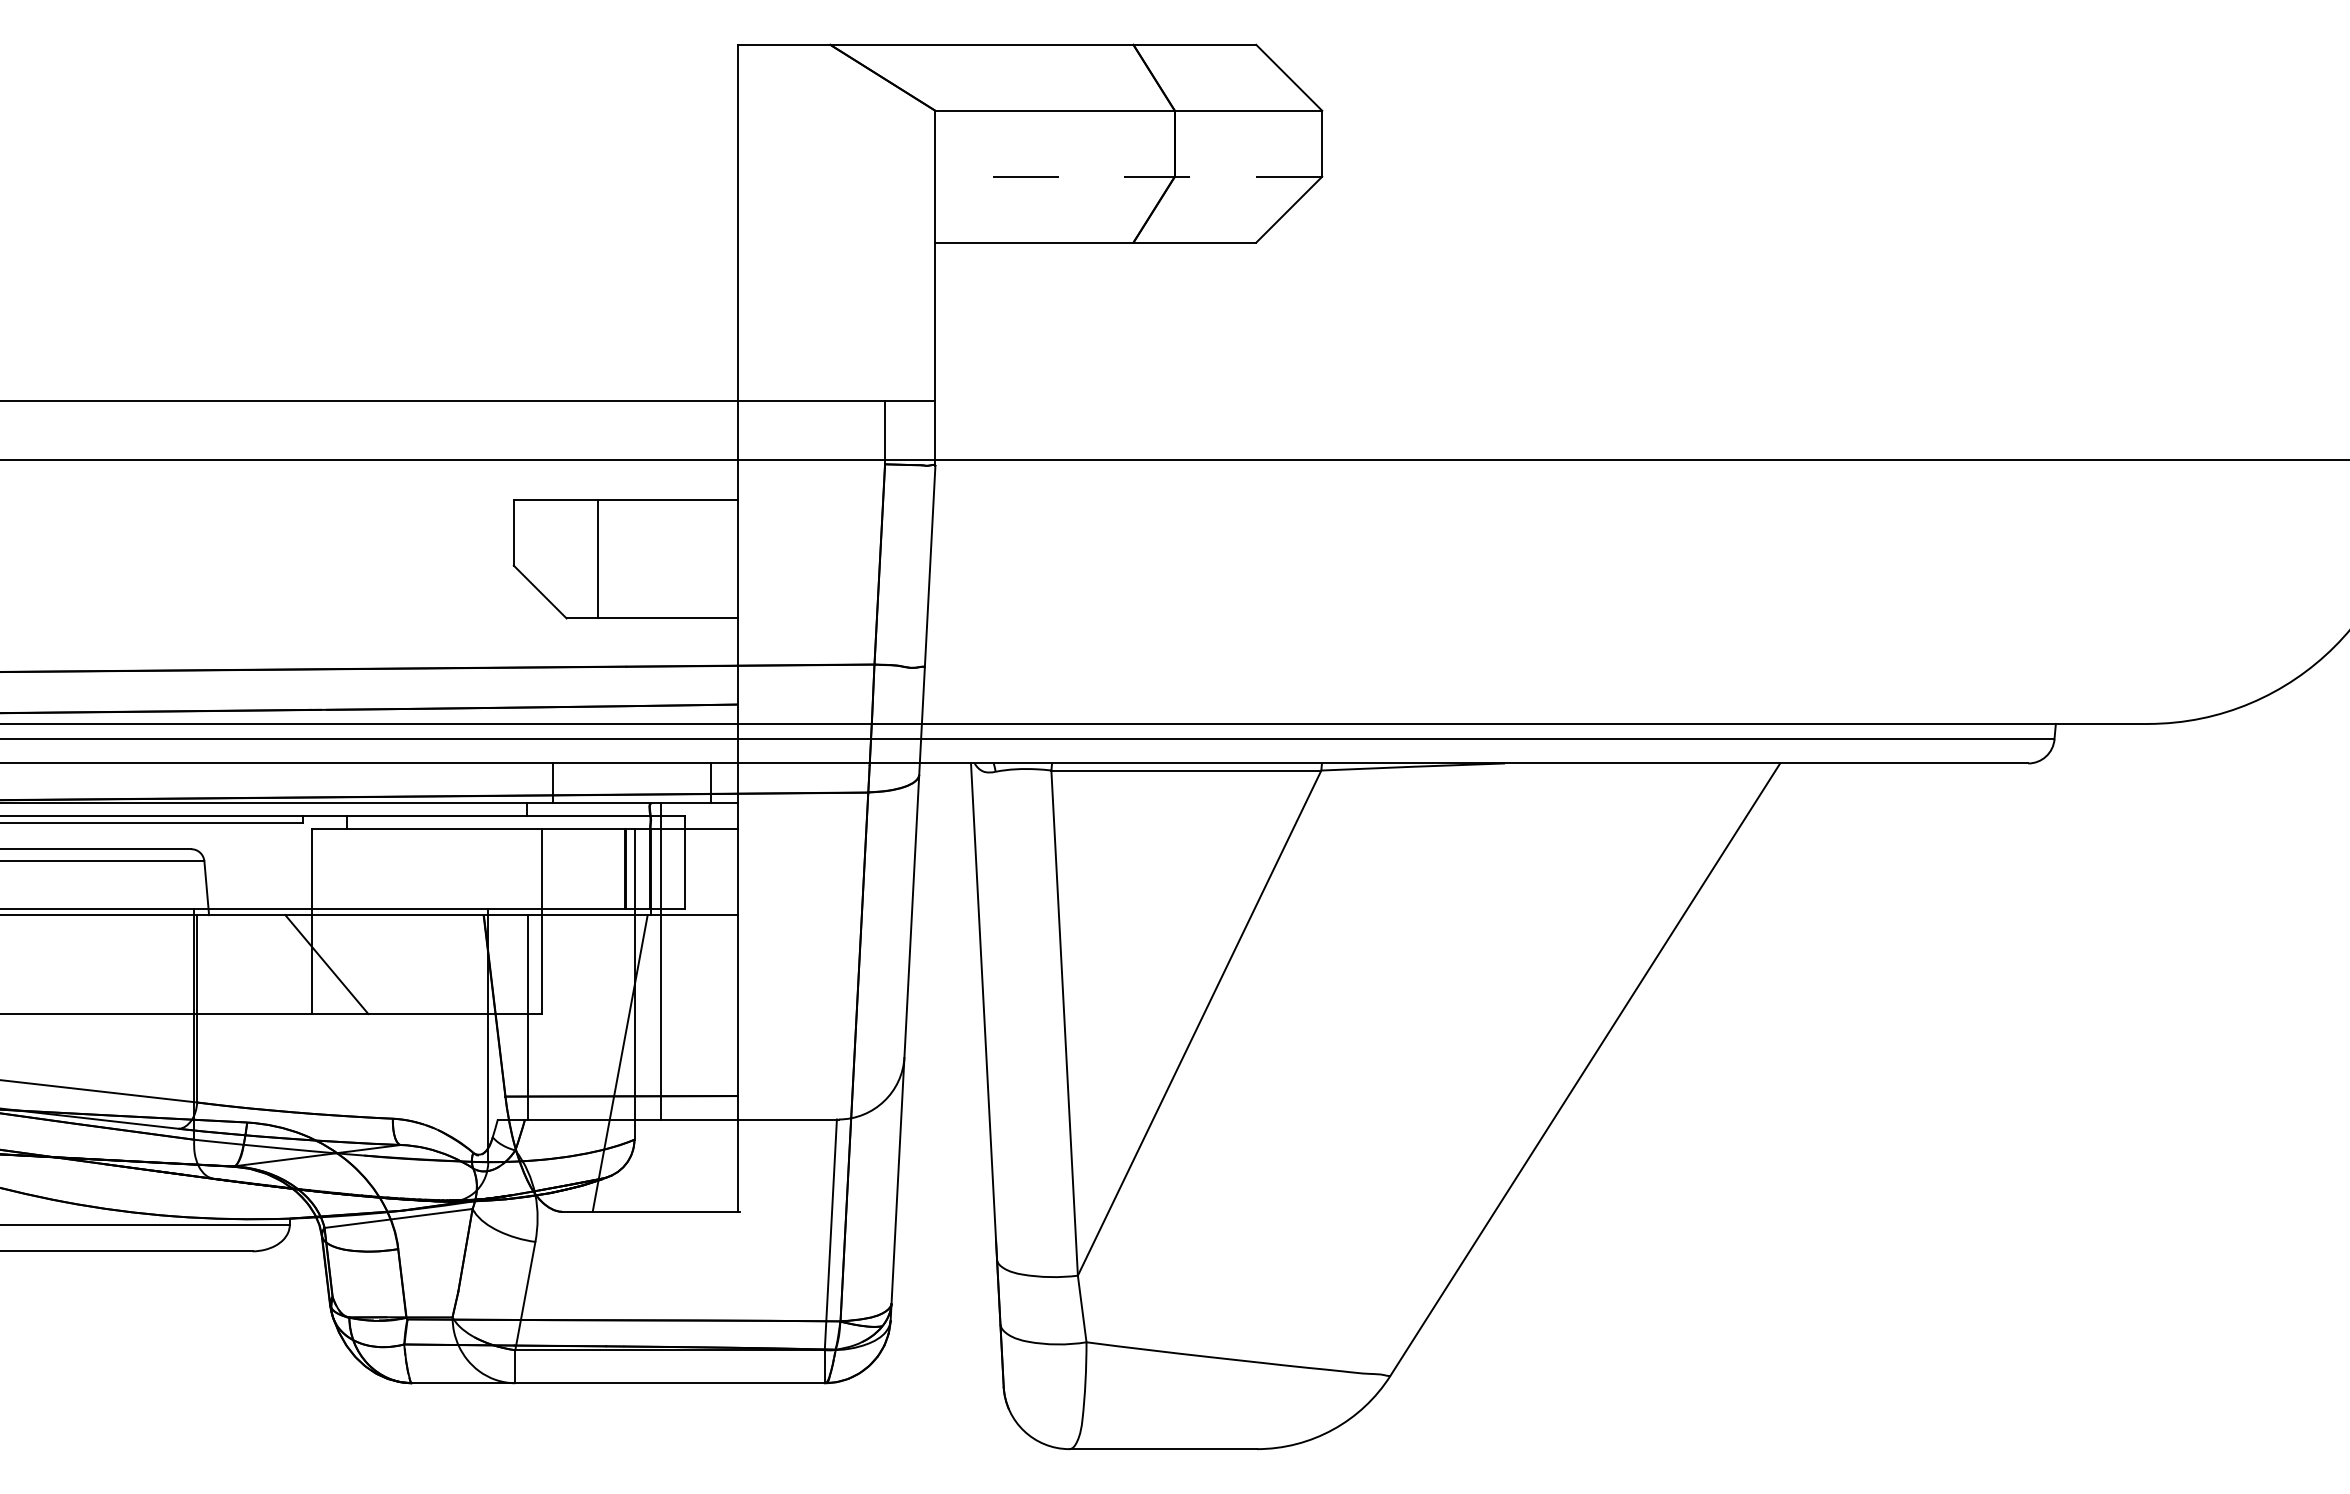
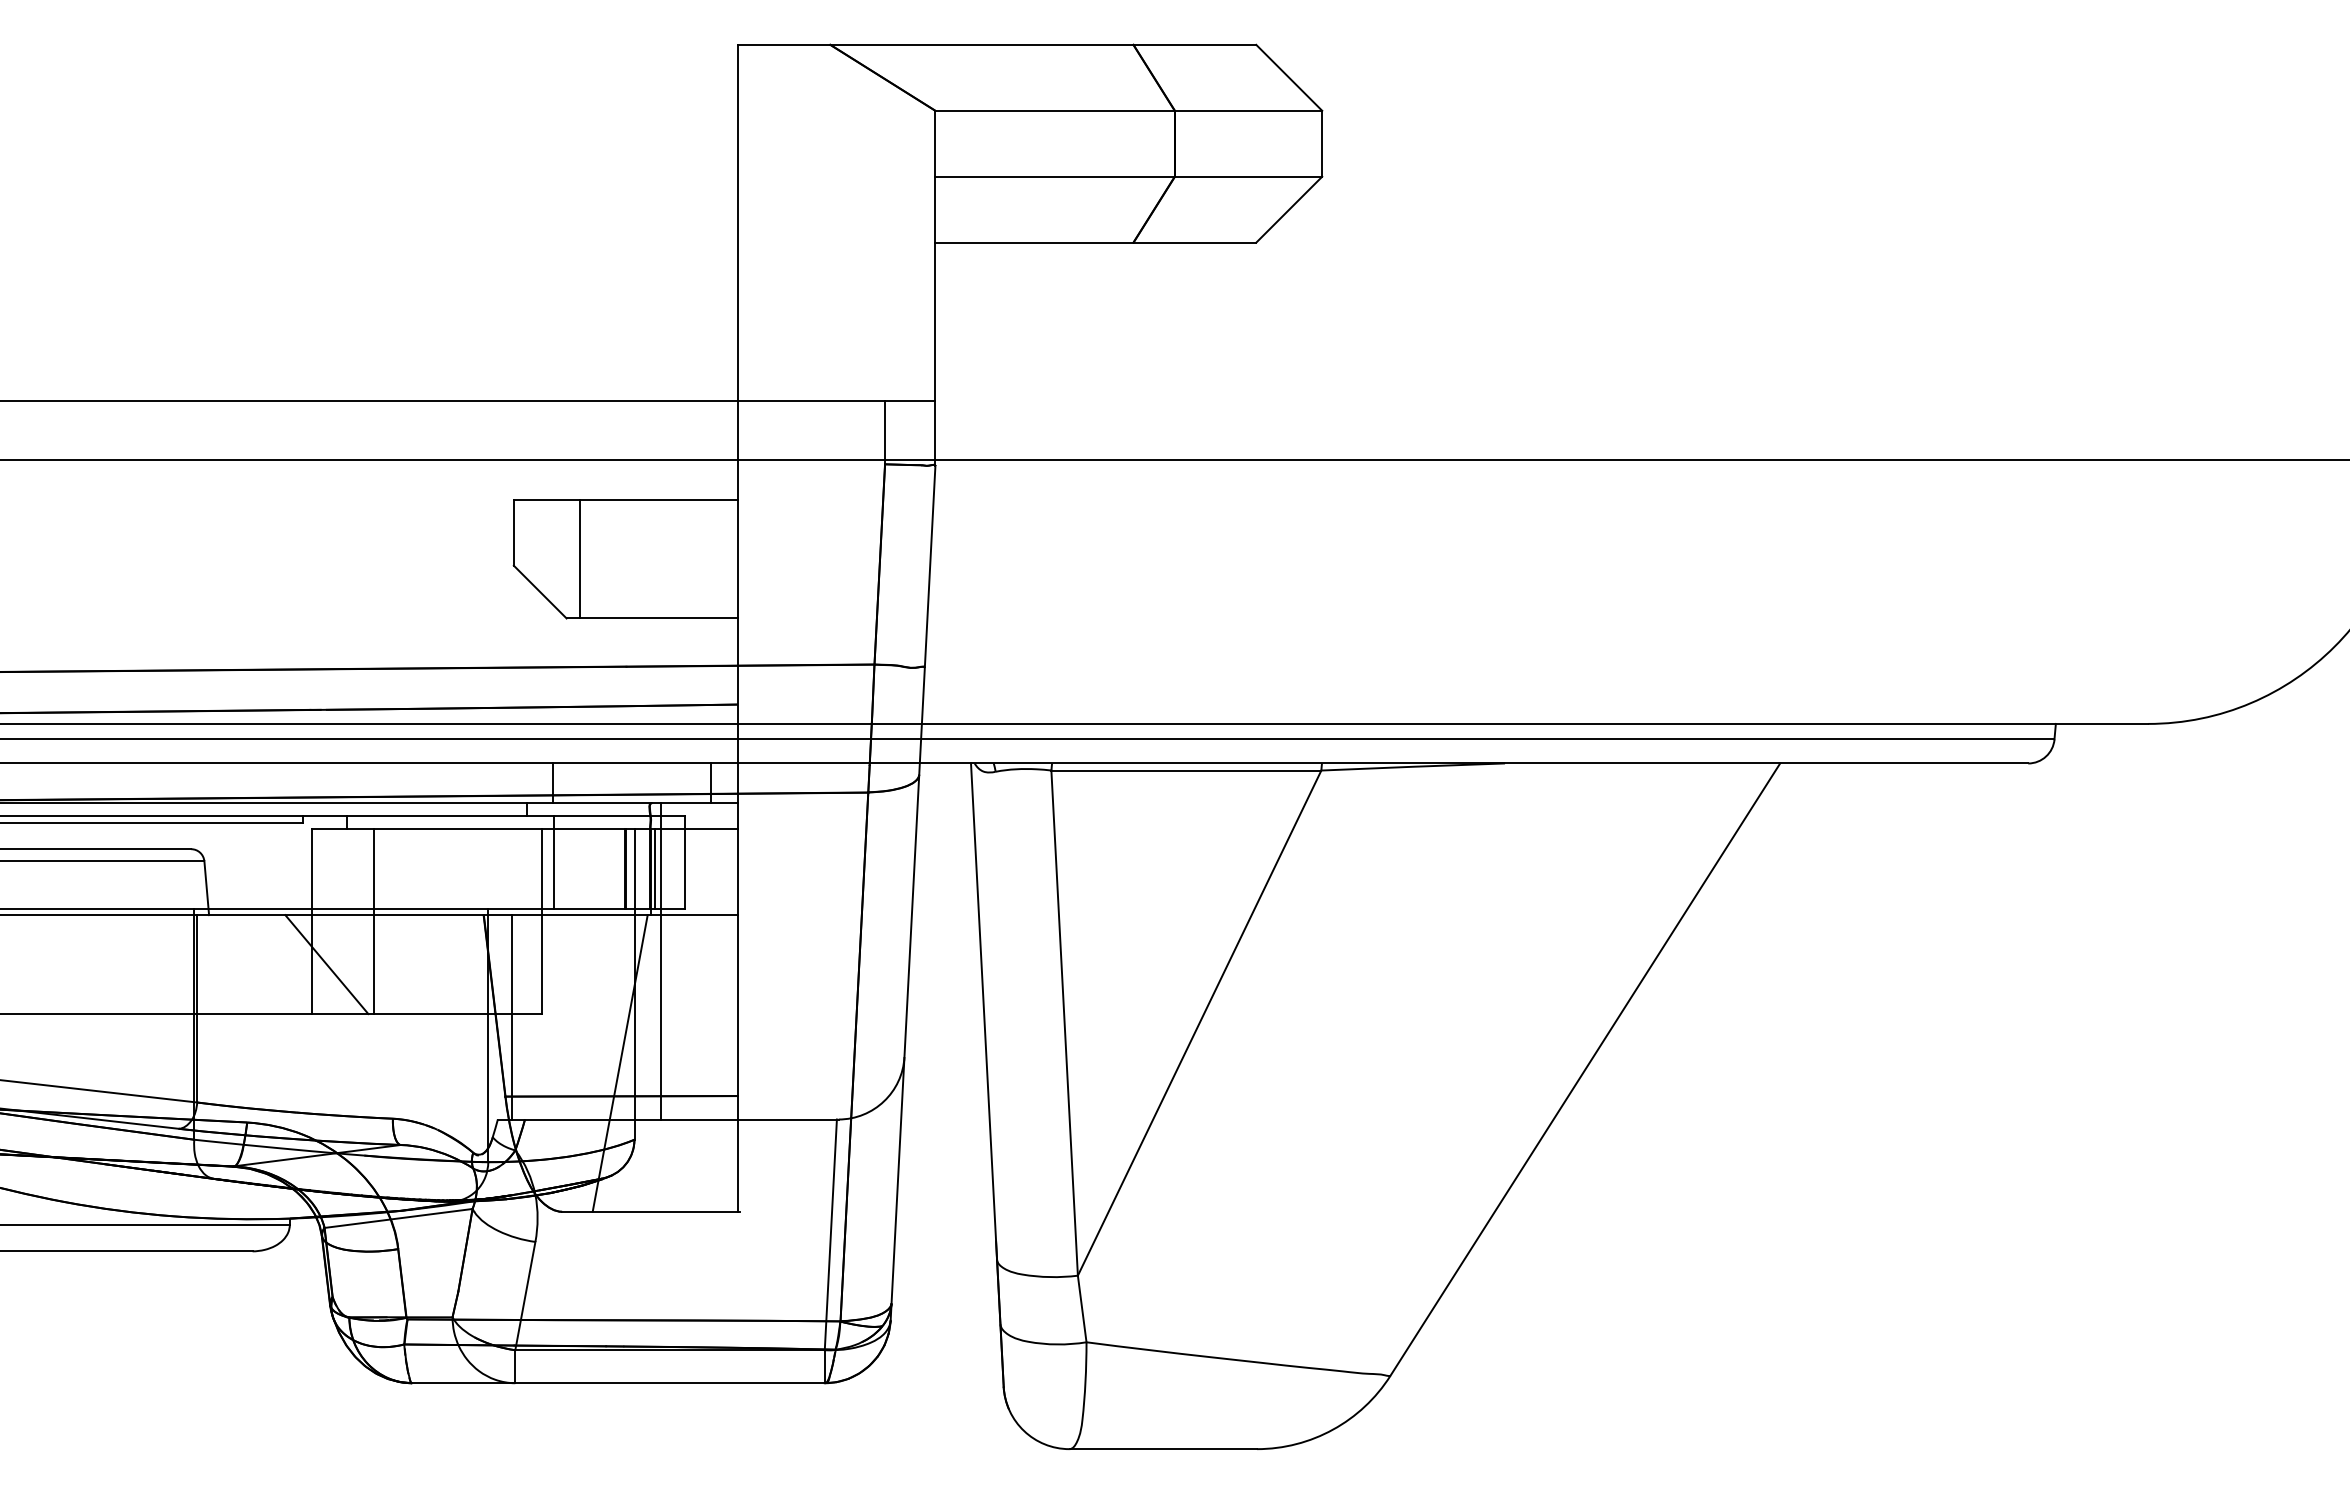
line: dashed -> solid (1128, 176)
line position: (597, 558) -> (579, 558) (579, 558)
line: none -> present (553, 862)
line: none -> present (655, 868)
line: none -> present (374, 921)
line position: (528, 1017) -> (512, 1017) (512, 1017)
